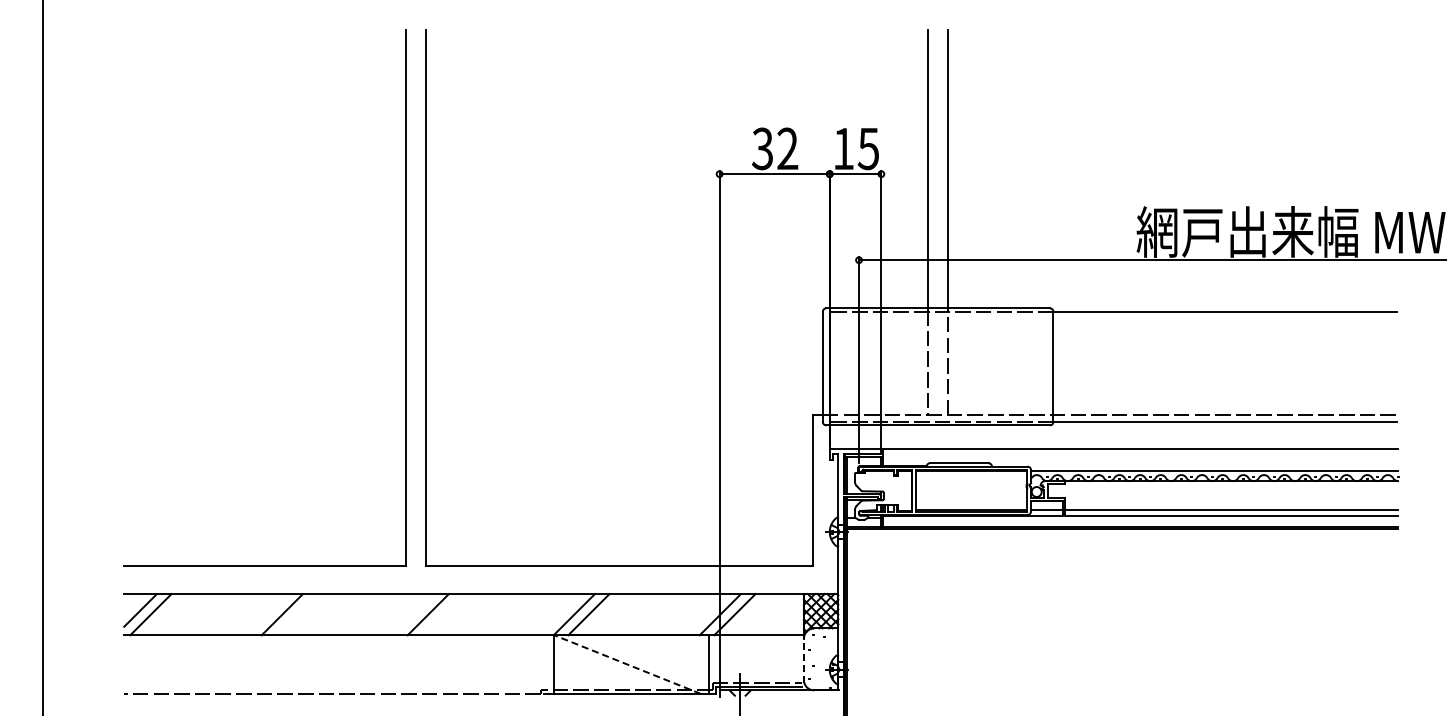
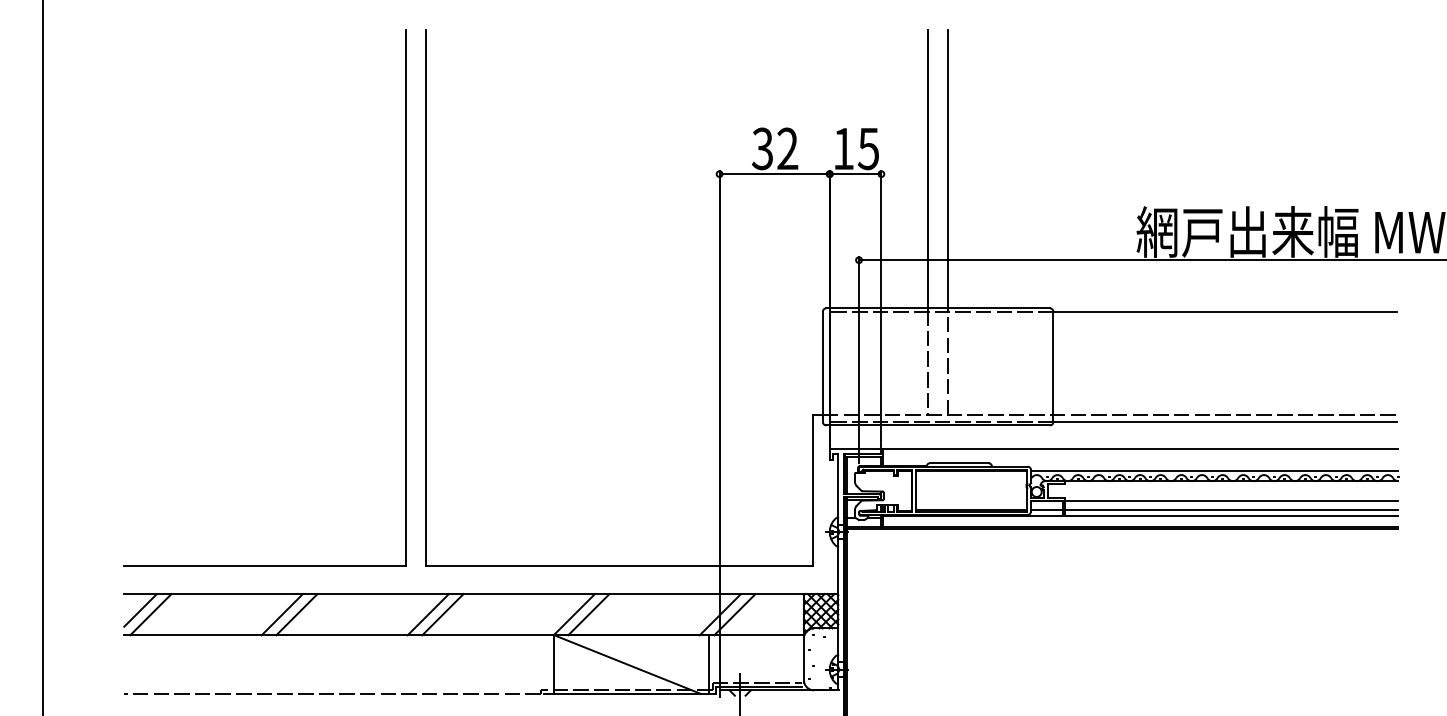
line: none -> present (1231, 501)
line: none -> present (296, 614)
line: none -> present (442, 614)
line: dashed -> solid (803, 660)
line: dashed -> solid (627, 664)
